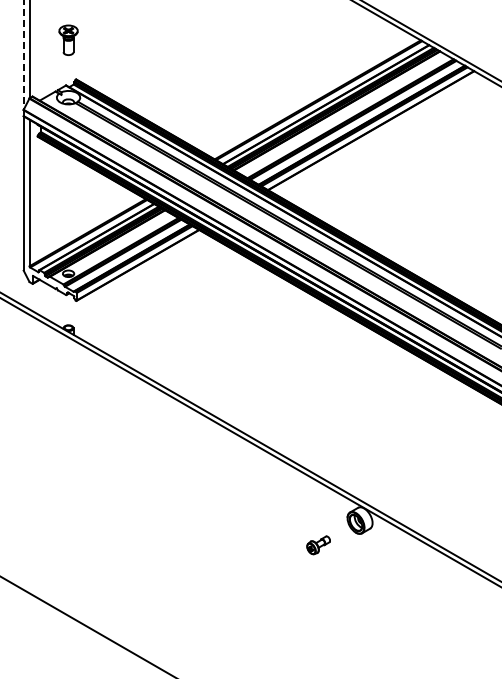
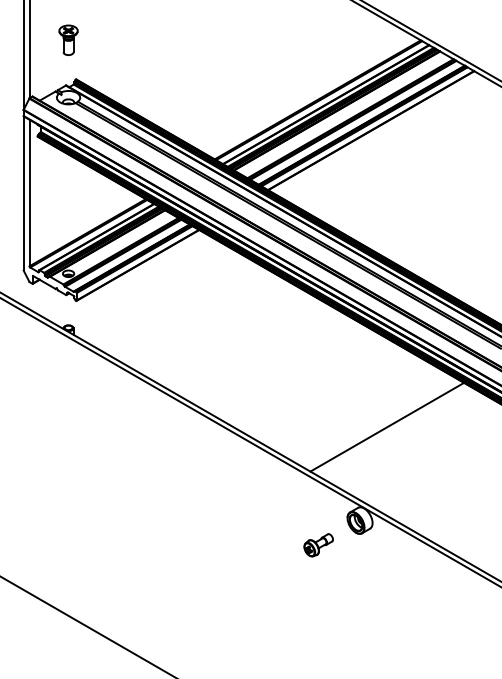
line: dashed -> solid (23, 55)
line: none -> present (387, 426)
part size: 25x21 px -> 31x25 px (318, 545)
